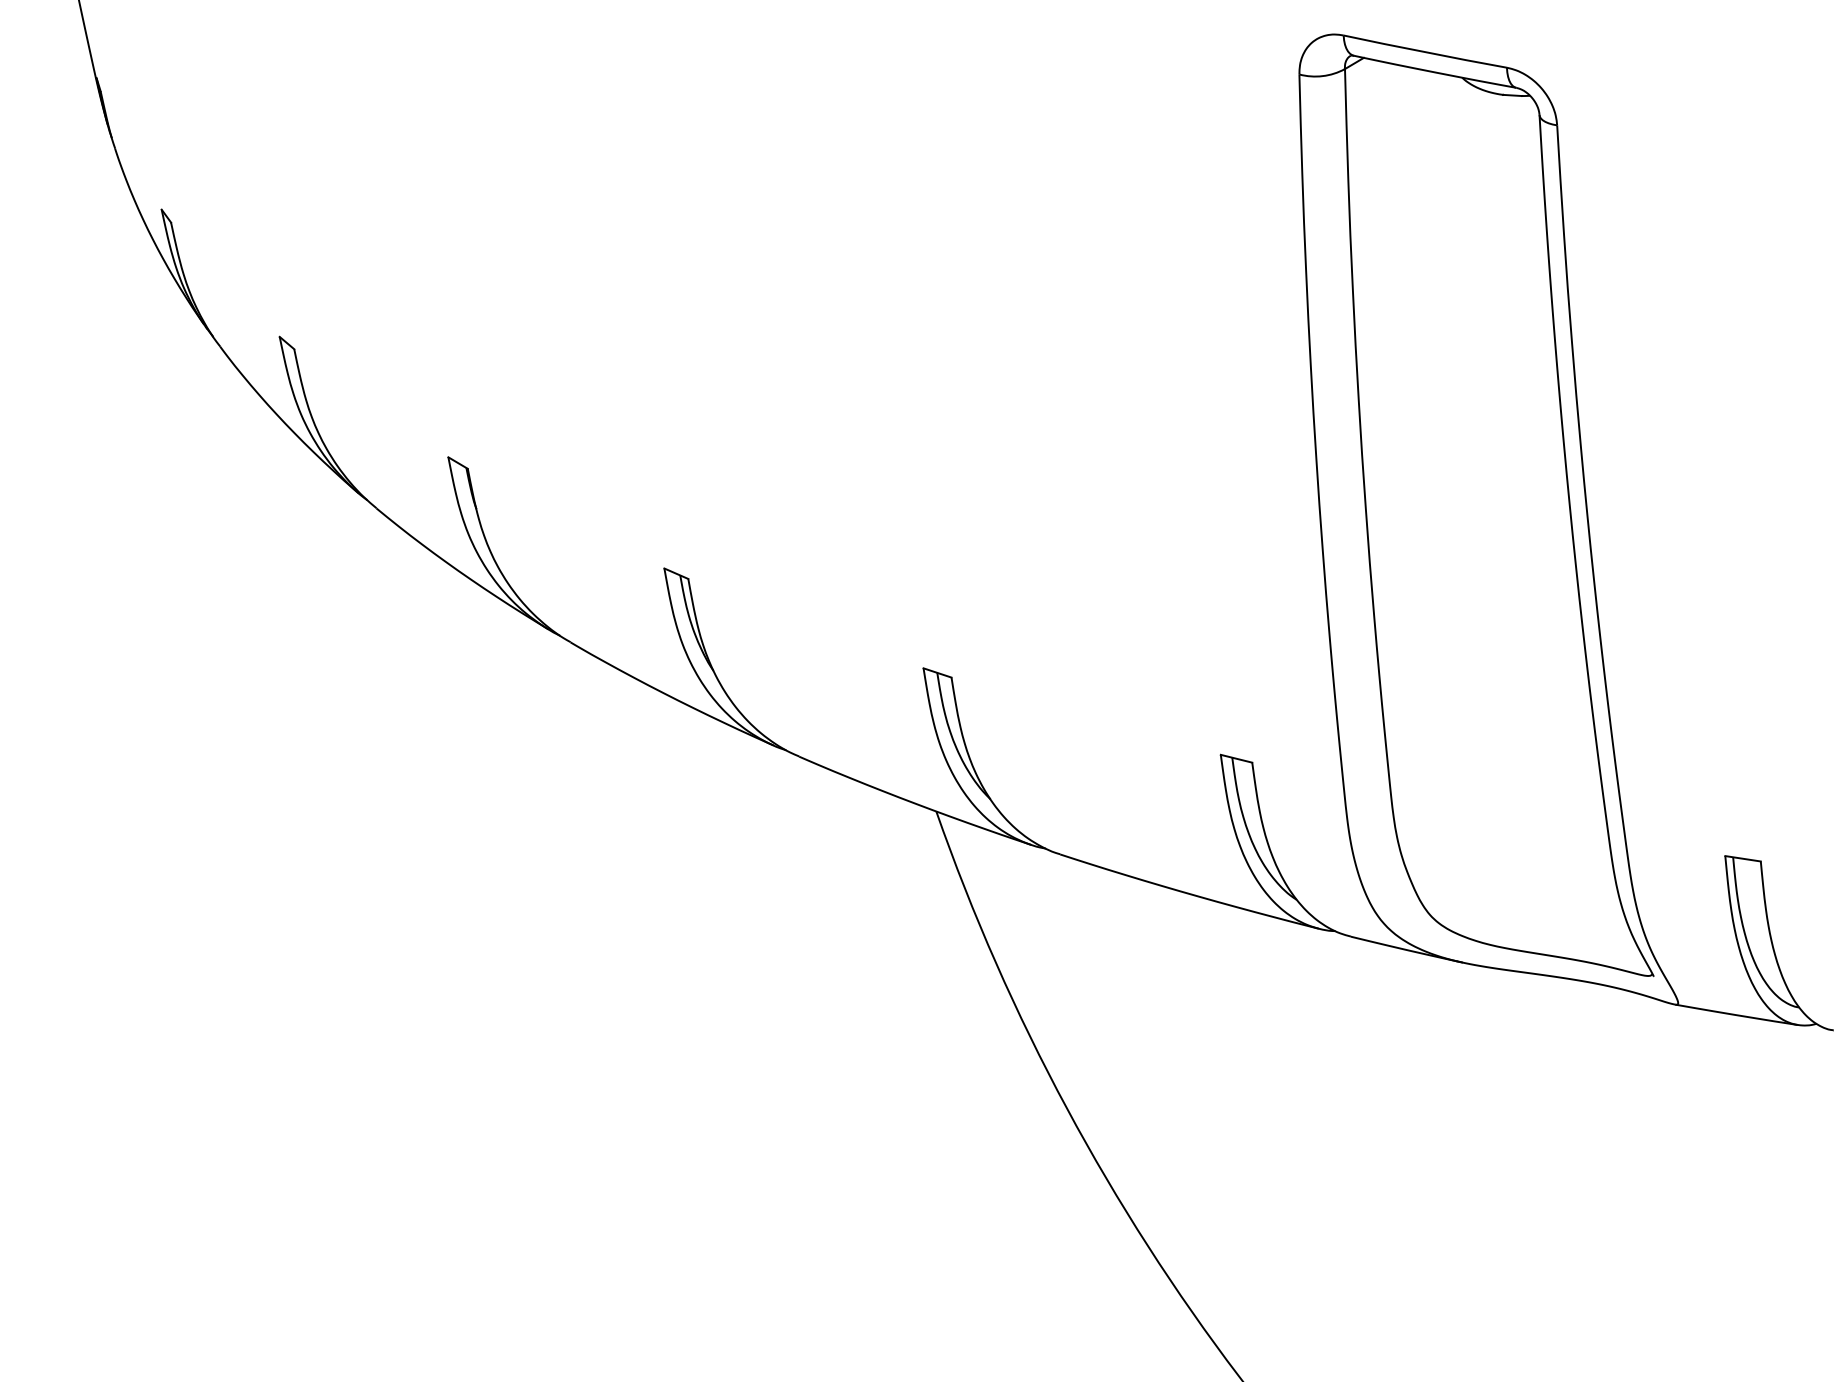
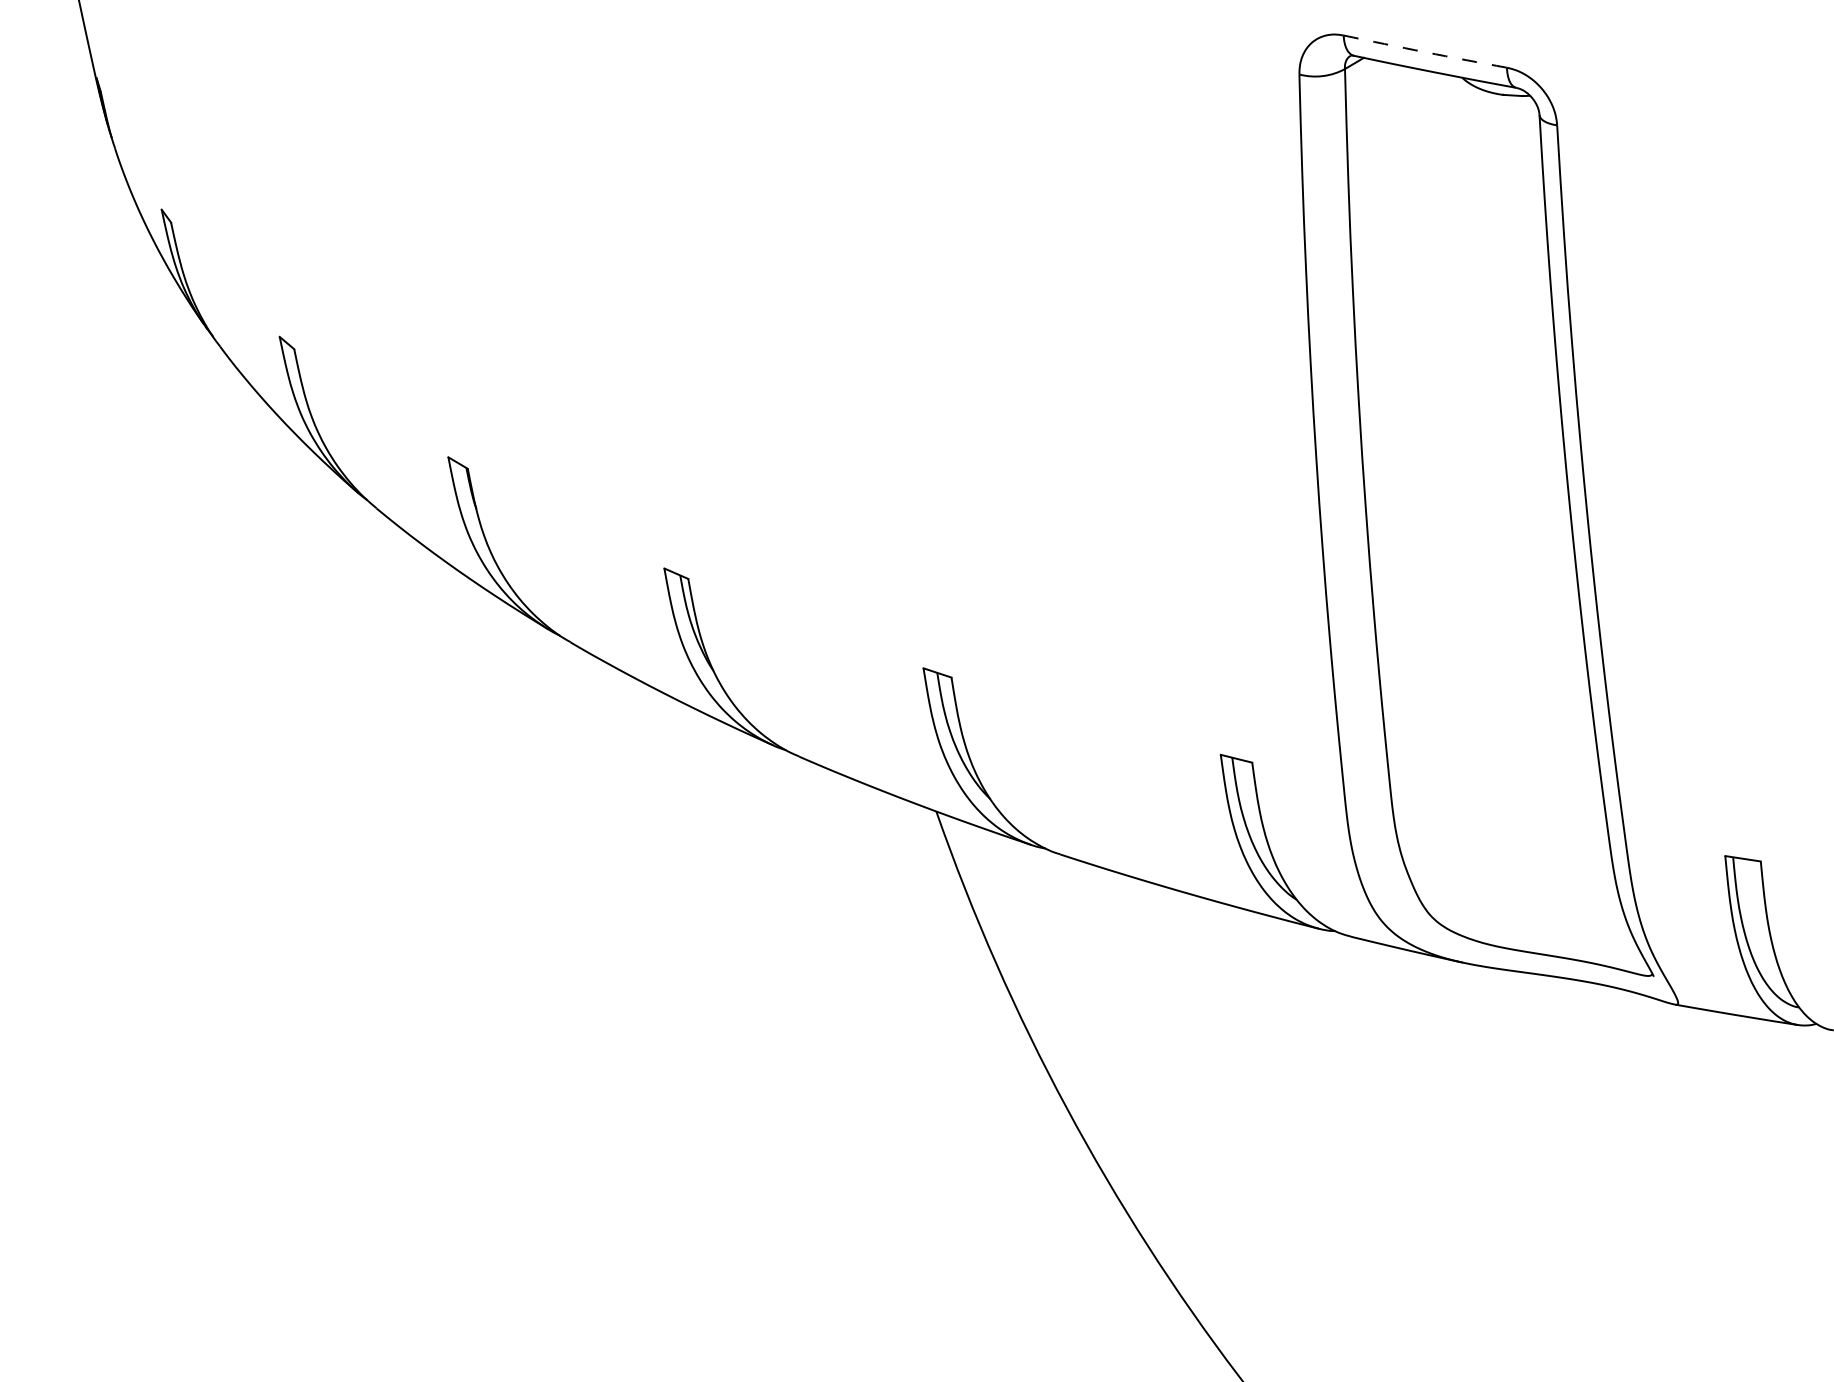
arc: solid -> dashed (1425, 52)
